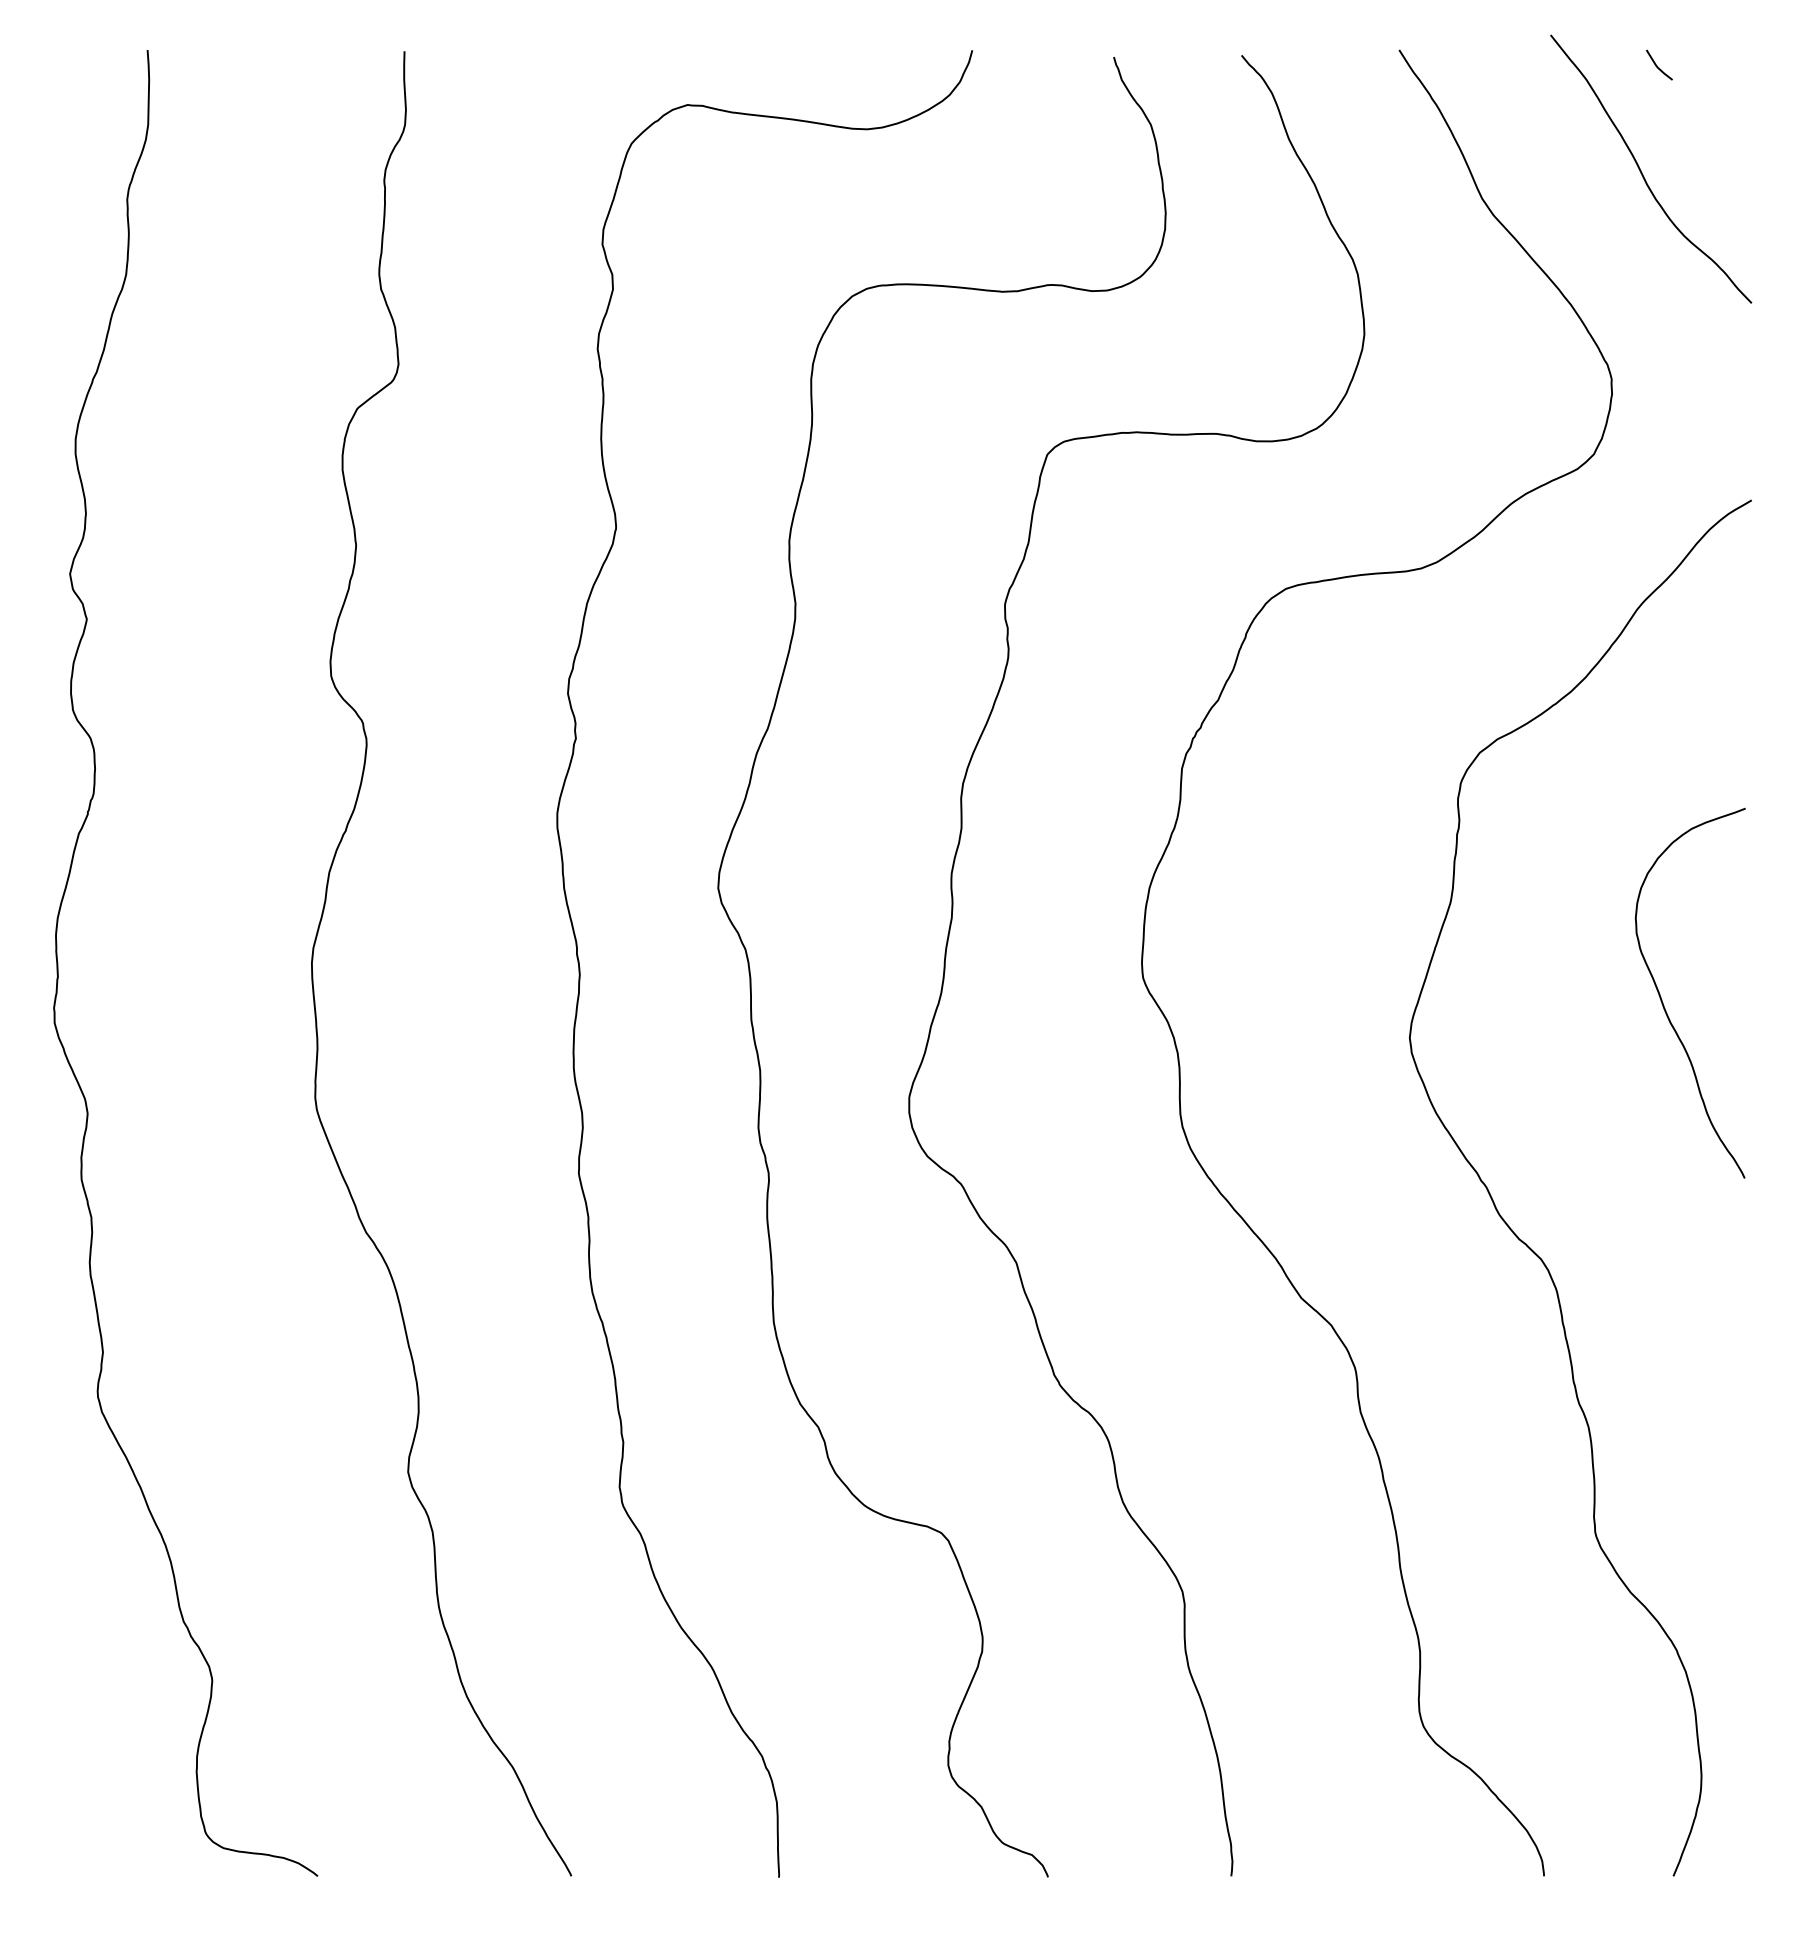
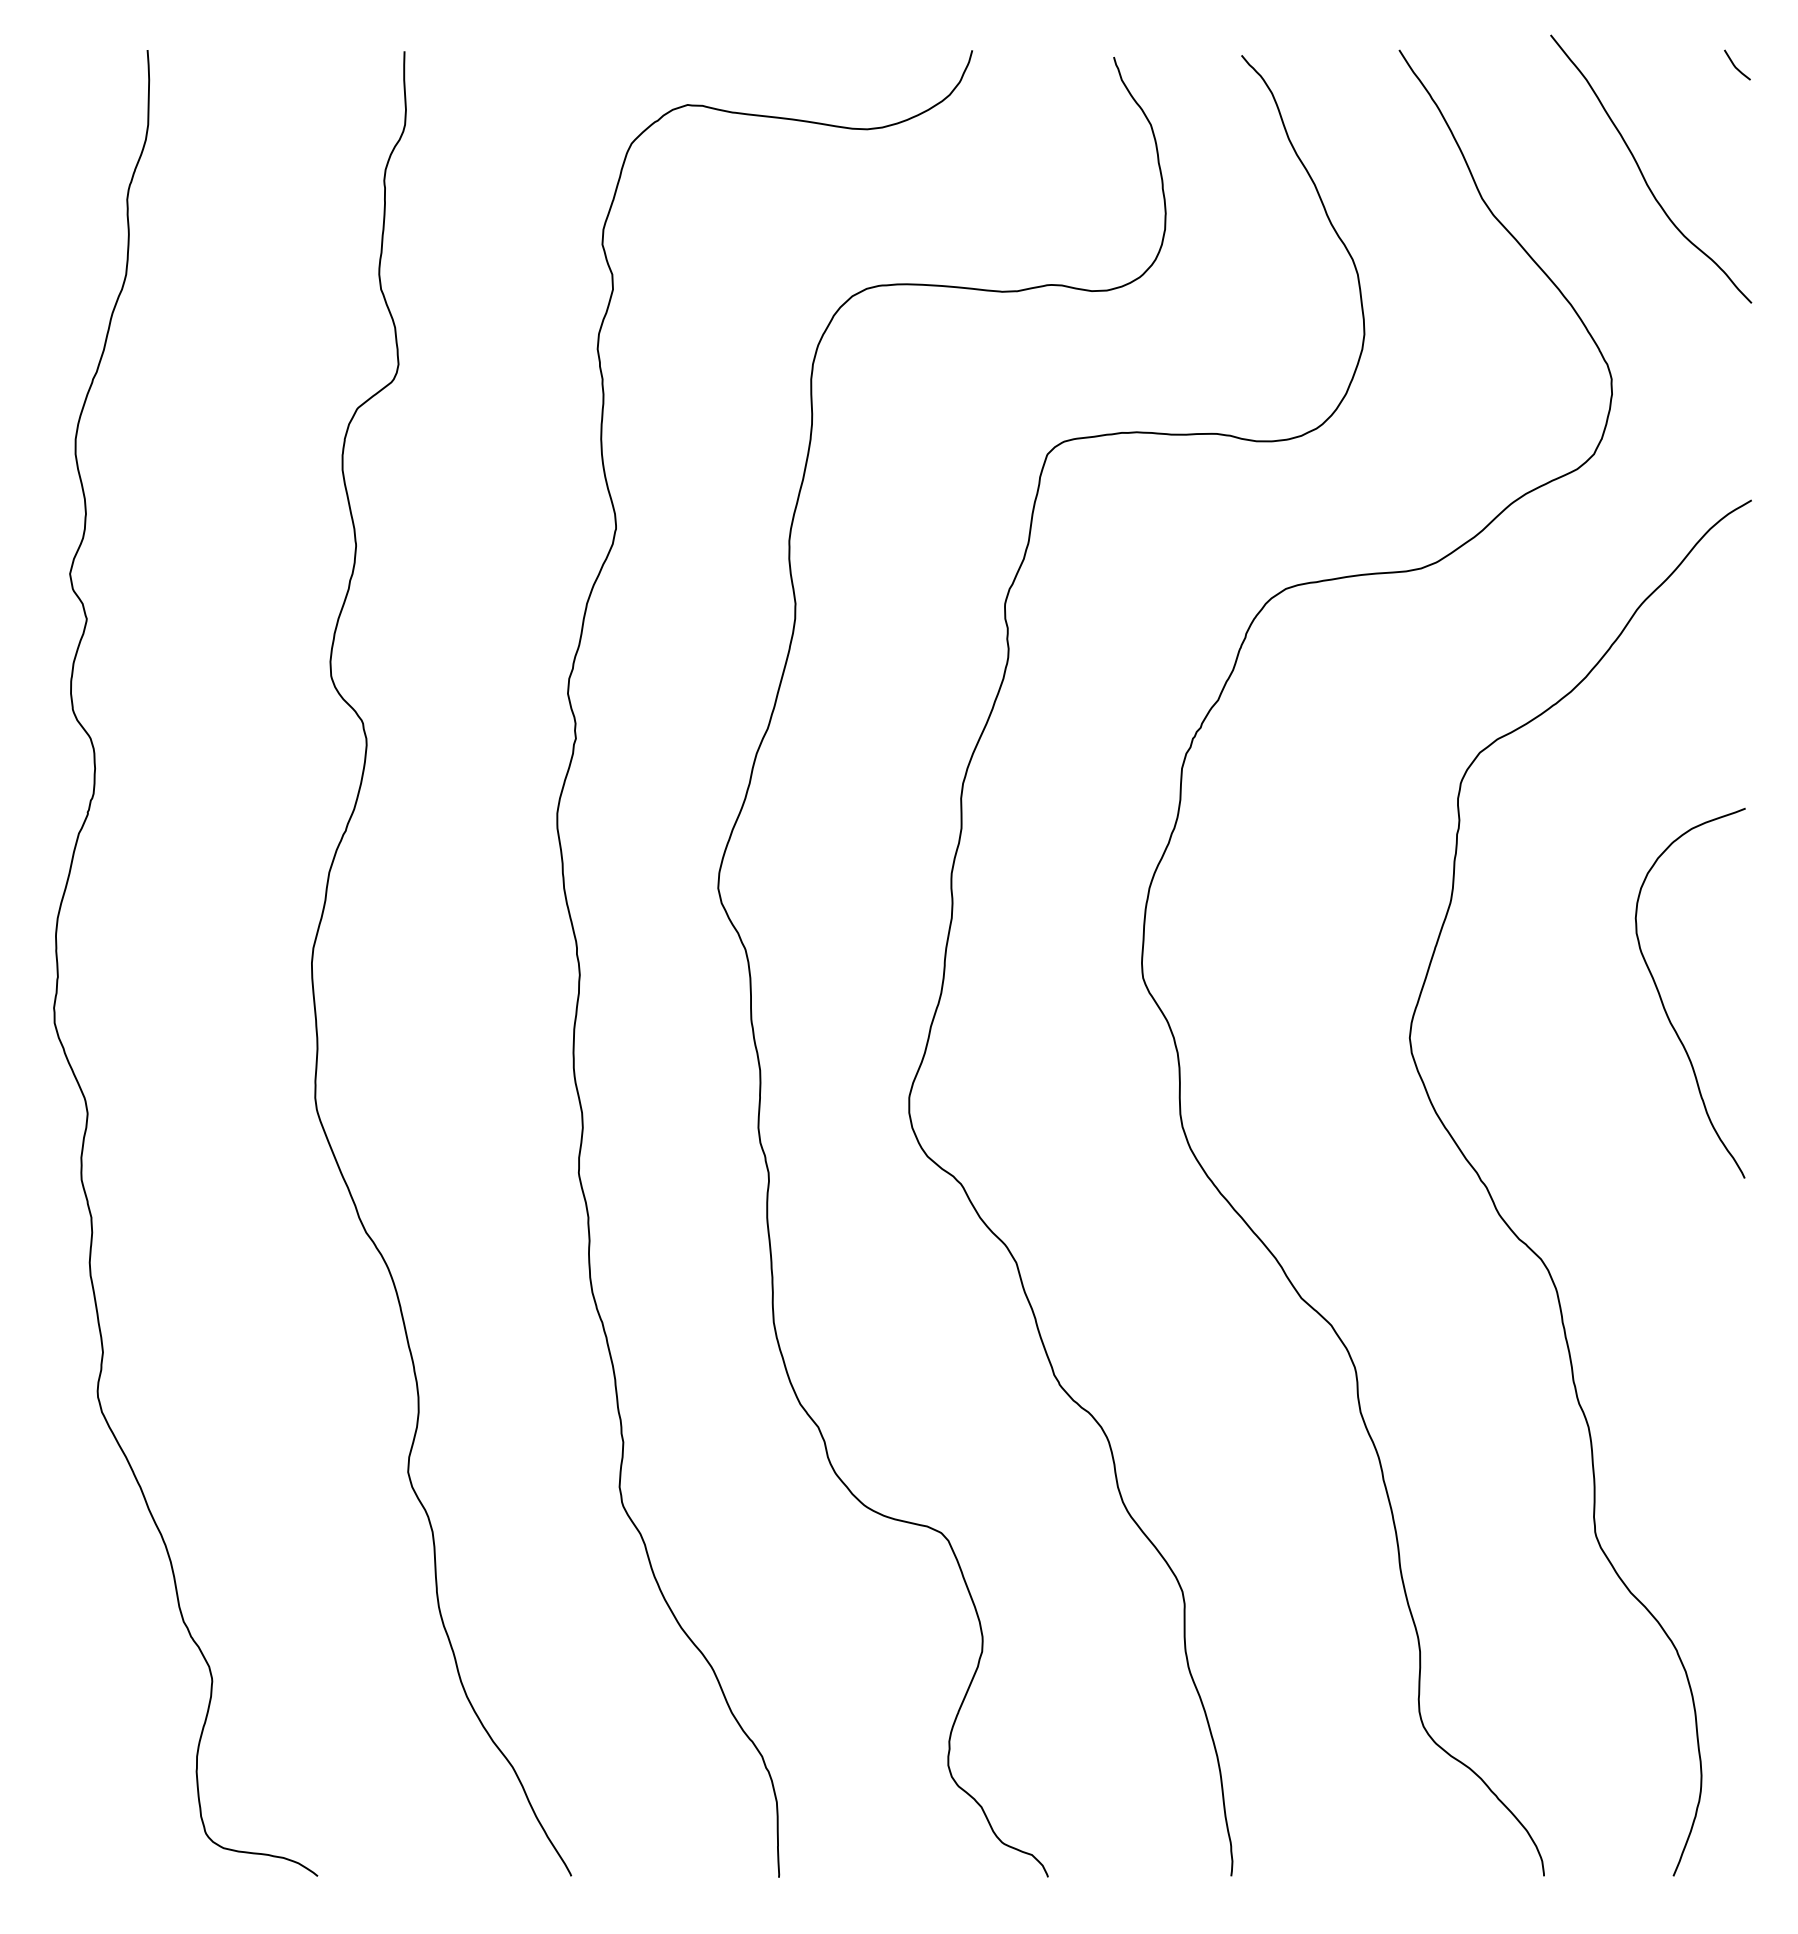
line position: (1657, 65) -> (1735, 65) (1735, 65)
